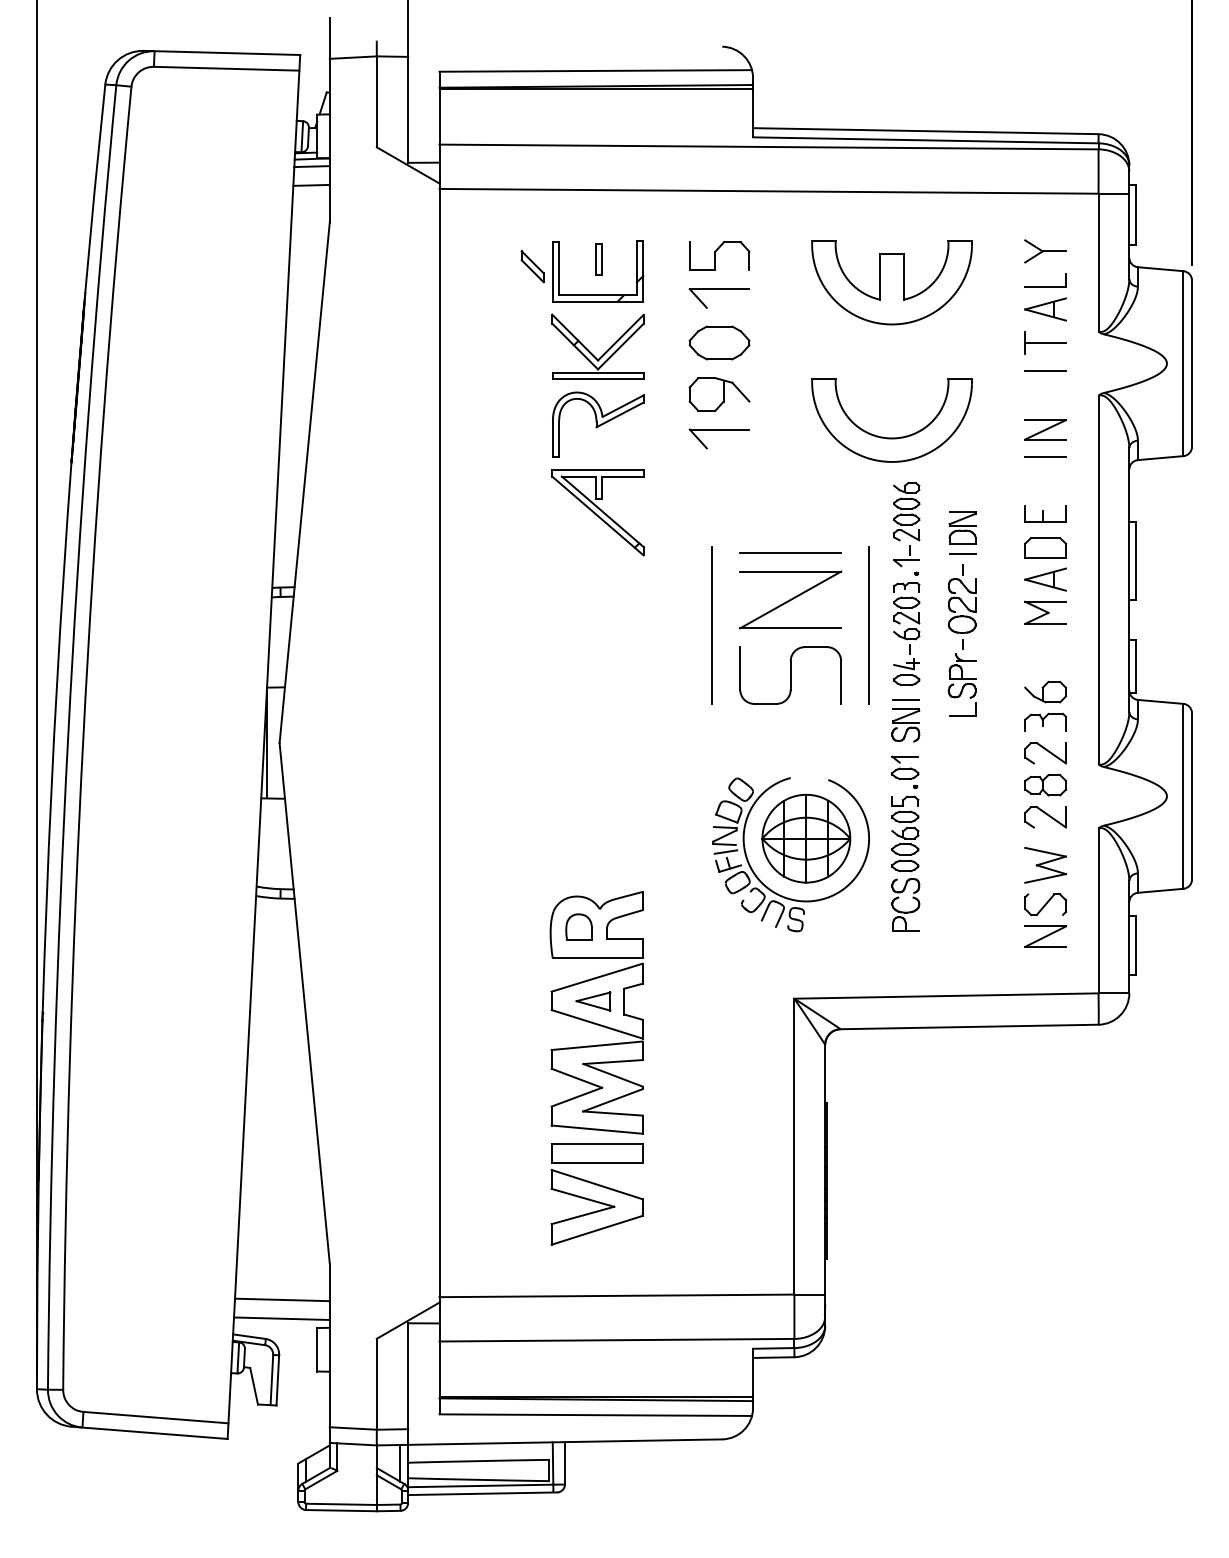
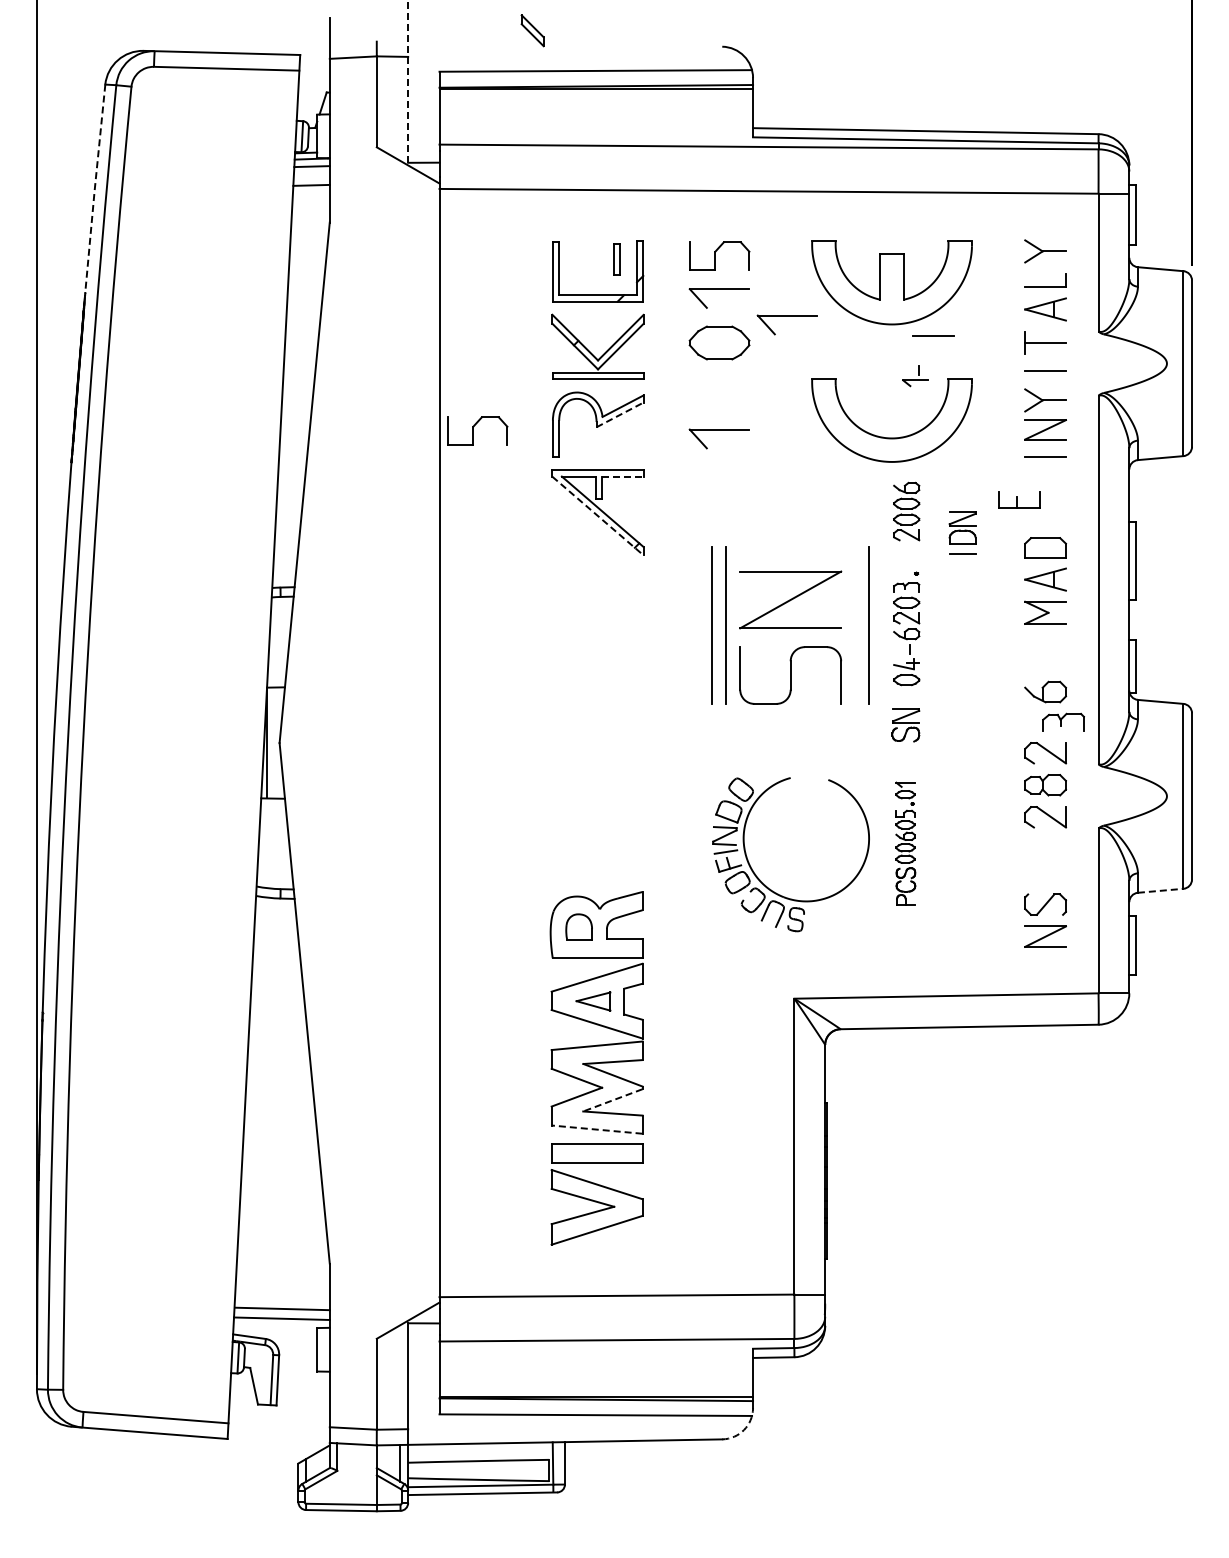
line: solid -> dashed (408, 80)
line: solid -> dashed (94, 190)
part position: (598, 259) -> (616, 259) (616, 259)
part position: (532, 266) -> (532, 30) (532, 30)
part: none -> present (786, 316)
line: none -> present (933, 335)
part: present -> none (719, 394)
part: none -> present (1045, 400)
line: solid -> dashed (620, 414)
part: none -> present (477, 430)
line: solid -> dashed (622, 476)
part position: (1045, 513) -> (1019, 499) (1019, 499)
line: solid -> dashed (598, 516)
line: present -> none (790, 552)
part position: (906, 556) -> (915, 376) (915, 376)
line: none -> present (725, 625)
part: present -> none (961, 640)
line: present -> none (906, 699)
part position: (1045, 721) -> (1063, 721) (1063, 721)
part: present -> none (806, 838)
part size: 30x177 px -> 22x125 px (905, 843)
part: present -> none (1045, 865)
line: solid -> dashed (1160, 890)
line: solid -> dashed (612, 1100)
line: solid -> dashed (597, 1129)
line position: (282, 1299) -> (282, 1308) (282, 1308)
arc: solid -> dashed (744, 1430)
